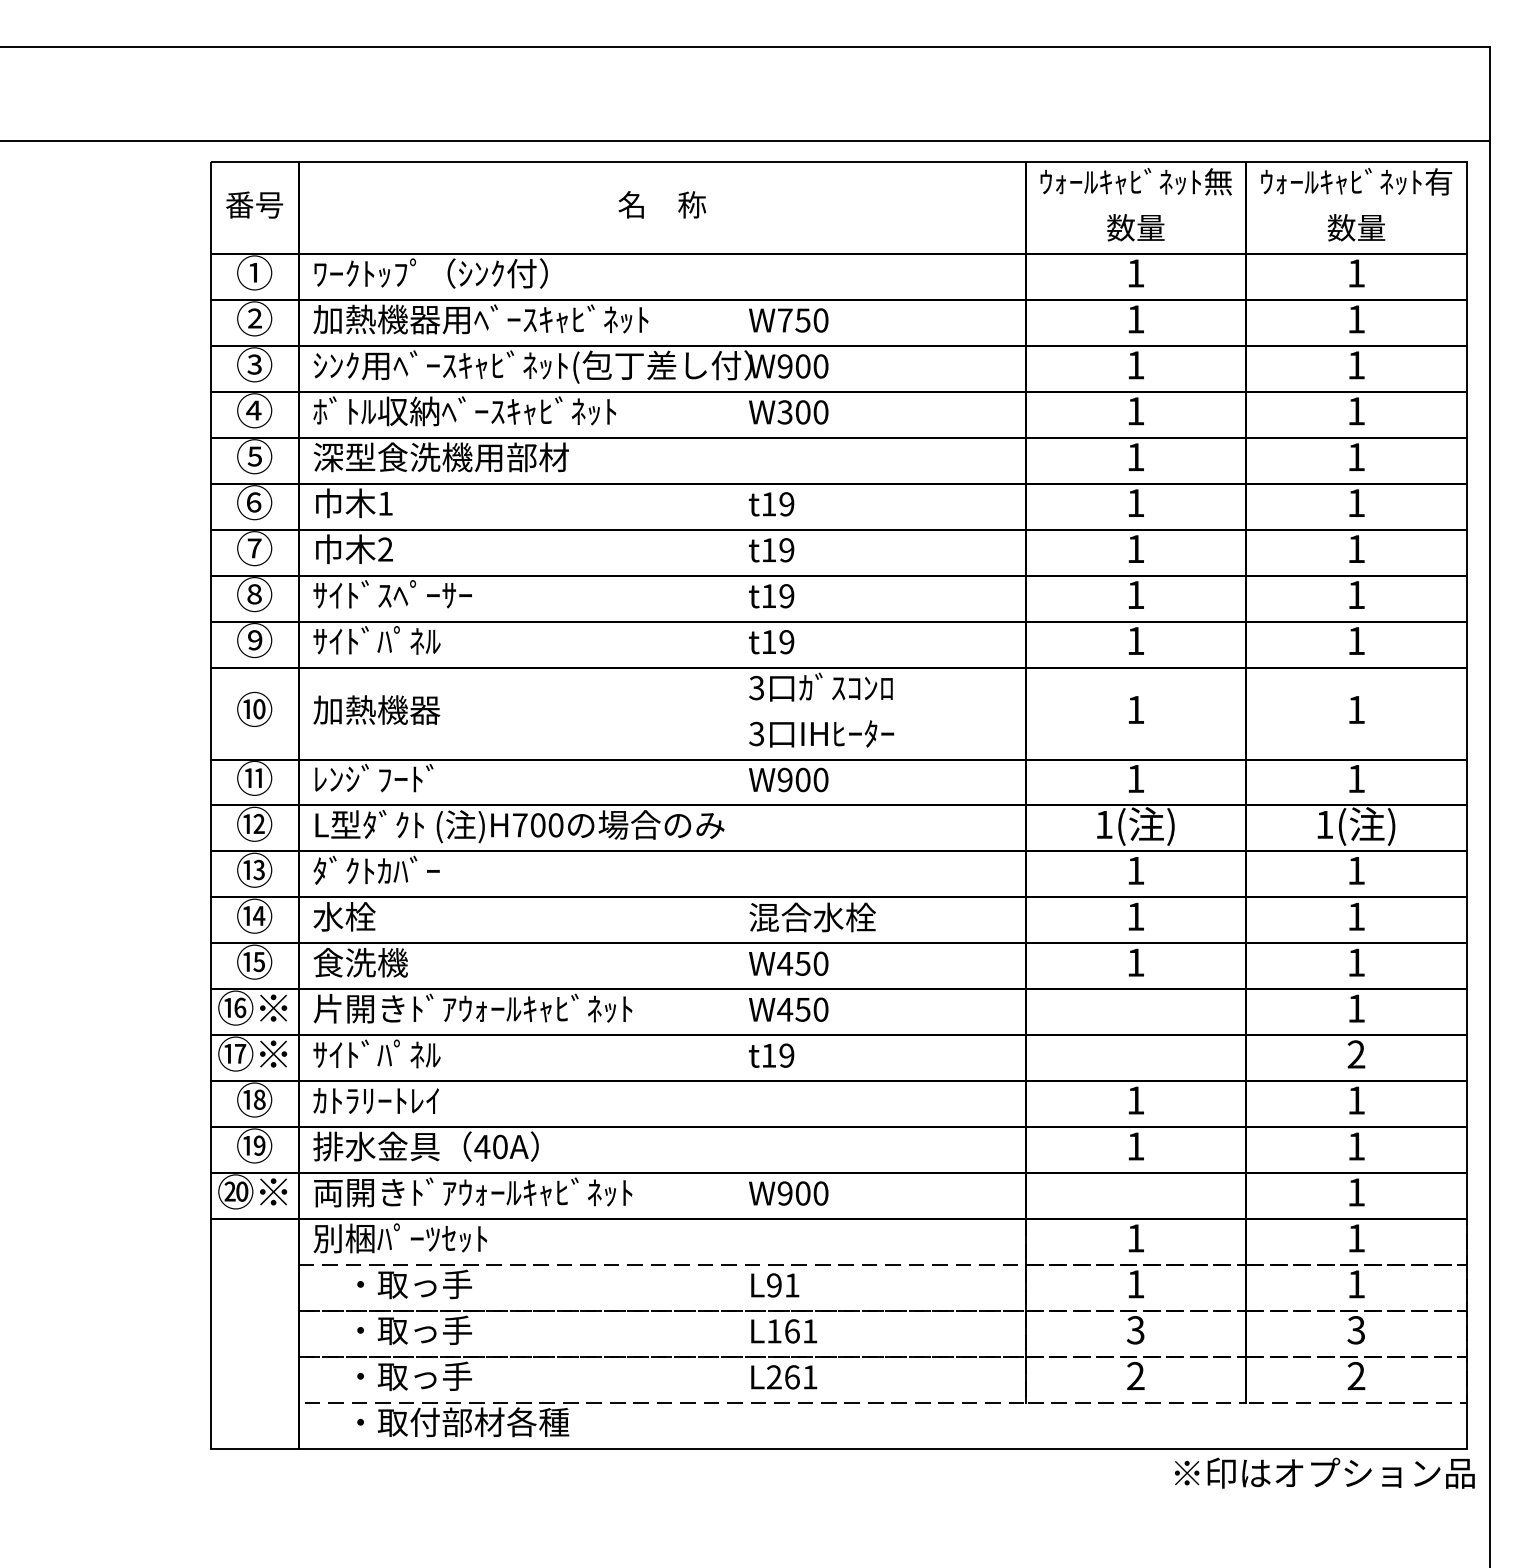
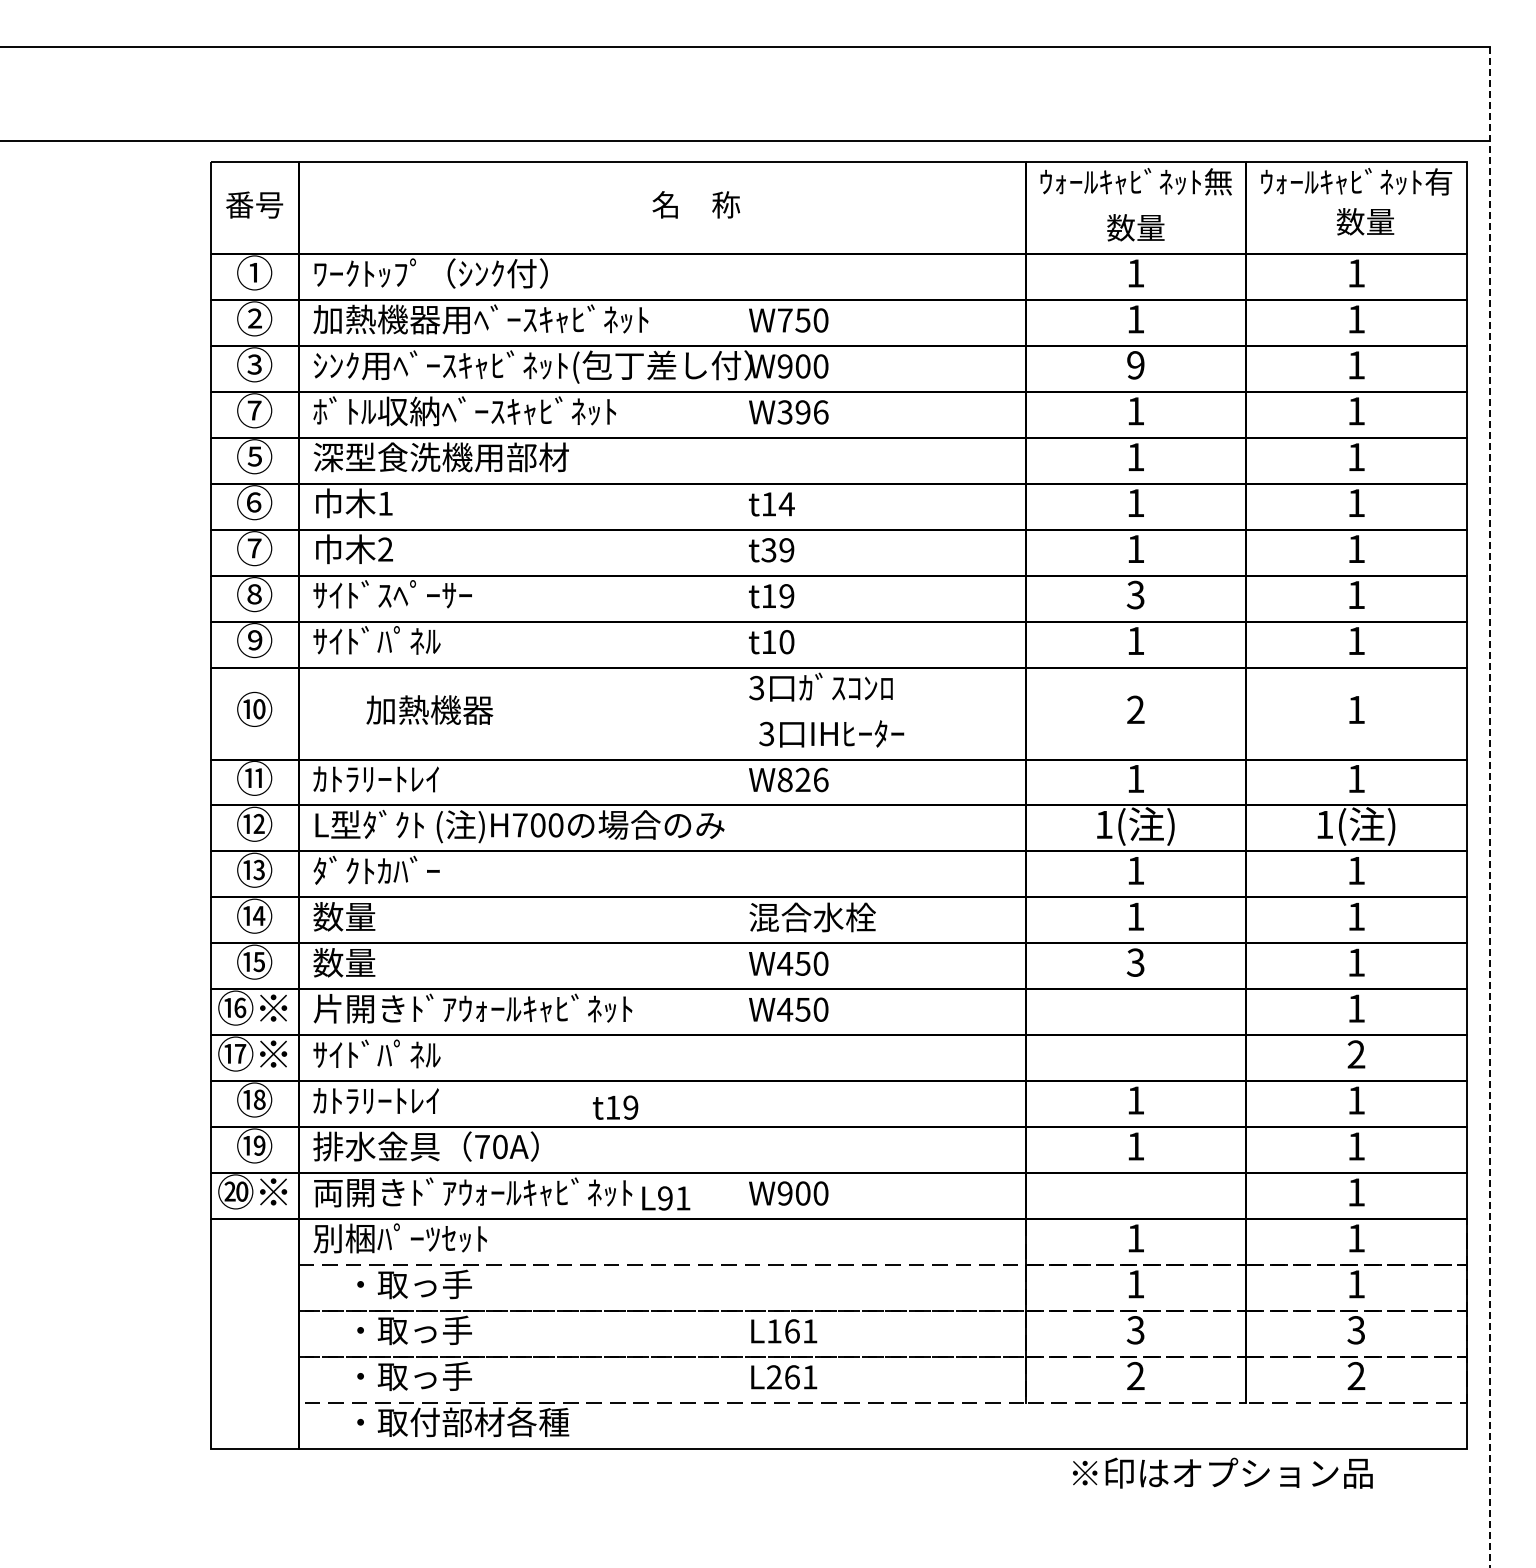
text position: (662, 204) -> (696, 204) (696, 204)
text position: (1356, 227) -> (1365, 221) (1365, 221)
text: 1 -> 9 (1135, 365)
text: ④ -> ⑦ (253, 410)
text: W300 -> W396 (811, 412)
text: t19 -> t14 (786, 504)
text: t19 -> t39 (768, 550)
text: 1 -> 3 (1135, 594)
text: t19 -> t10 (786, 642)
text position: (376, 709) -> (429, 709) (429, 709)
text: 1 -> 2 (1135, 709)
text position: (821, 733) -> (831, 733) (831, 733)
text: ﾚﾝｼﾞﾌｰﾄﾞ -> ｶﾄﾗﾘｰﾄﾚｲ (375, 778)
text: W900 -> W826 (802, 779)
line: solid -> dashed (1489, 807)
text: 水栓 -> 数量 (344, 916)
text: 食洗機 -> 数量 (360, 962)
text: 1 -> 3 (1135, 962)
text position: (771, 1055) -> (615, 1107) (615, 1107)
text: 40A -> 70A (482, 1146)
text position: (775, 1285) -> (666, 1198) (666, 1198)
text position: (1324, 1472) -> (1222, 1472) (1222, 1472)
